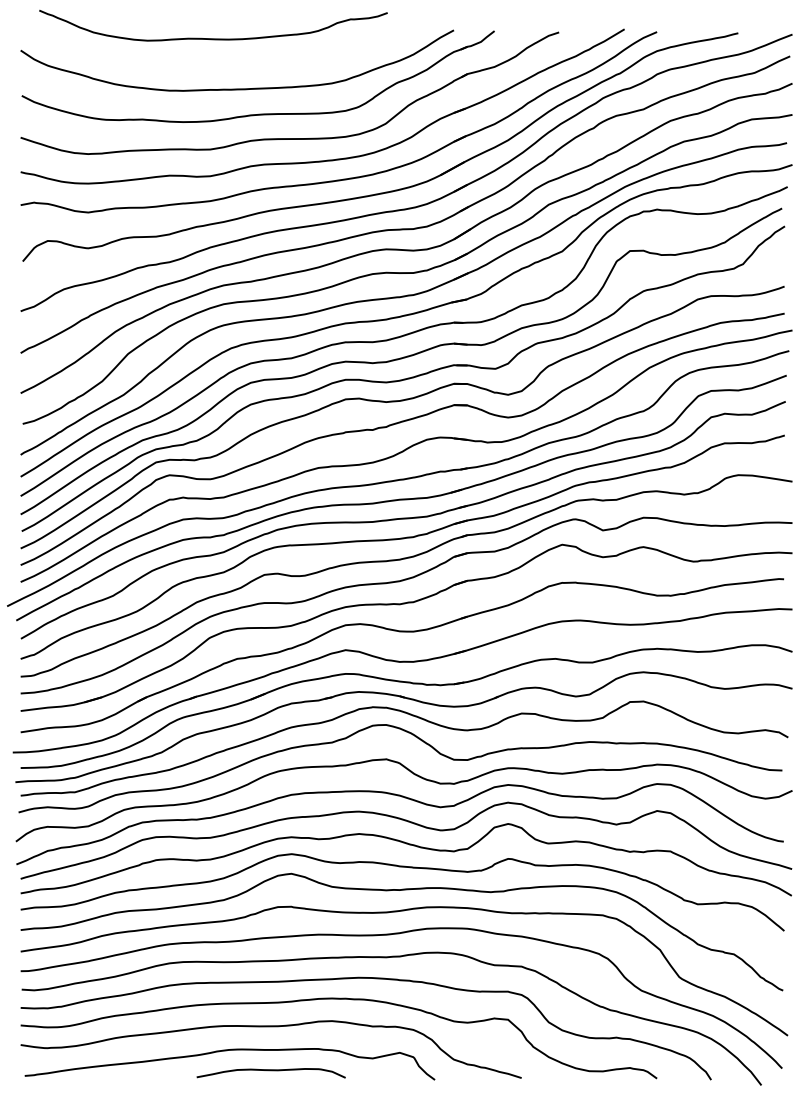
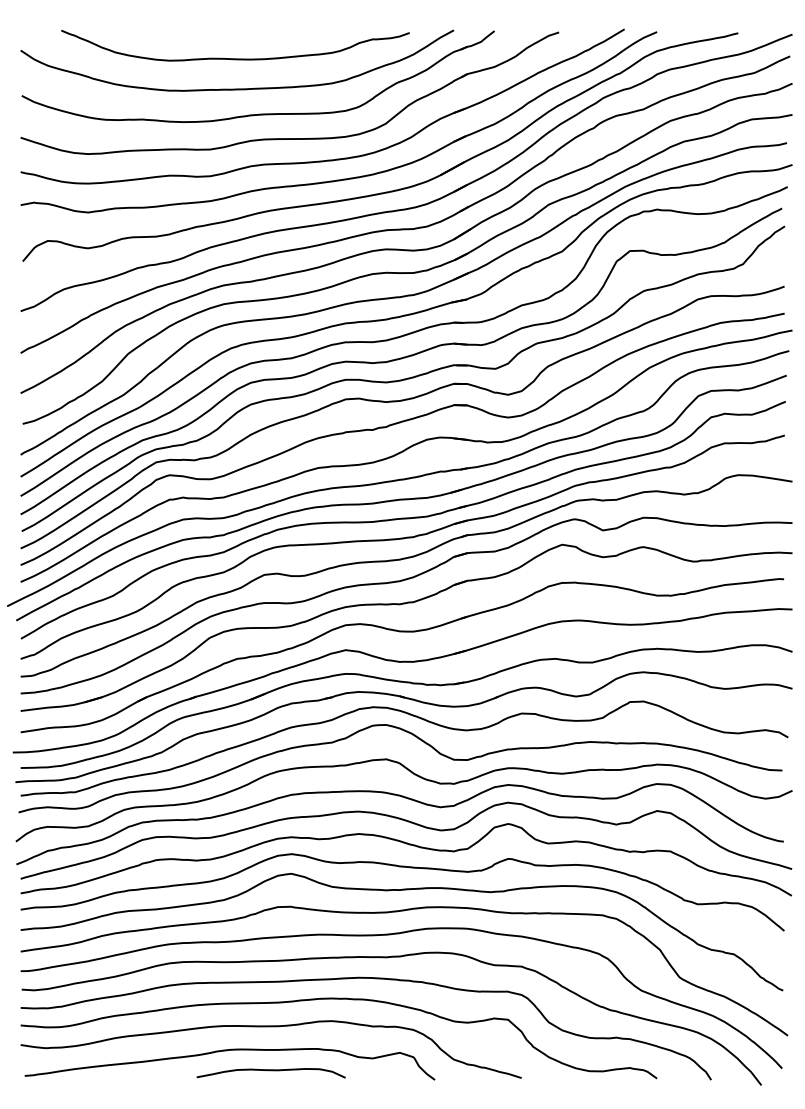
curve position: (213, 38) -> (235, 58) (235, 58)
